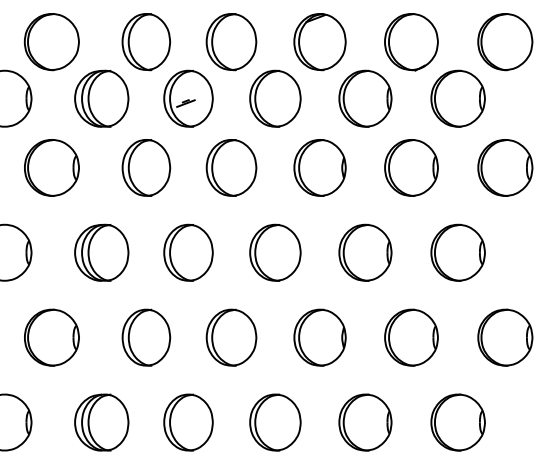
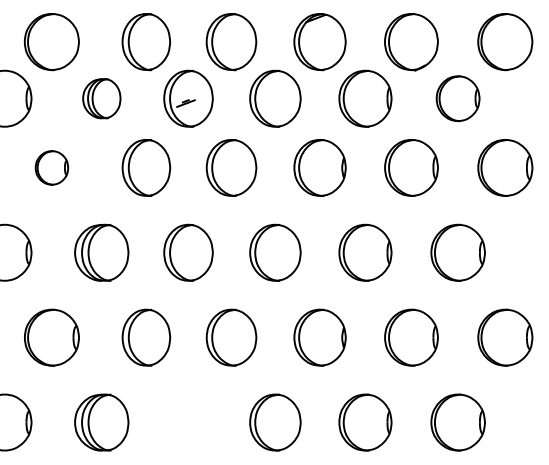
part size: 56x59 px -> 40x42 px (101, 98)
part size: 56x59 px -> 46x48 px (457, 98)
part size: 56x58 px -> 36x36 px (51, 167)
part: present -> none (188, 422)
